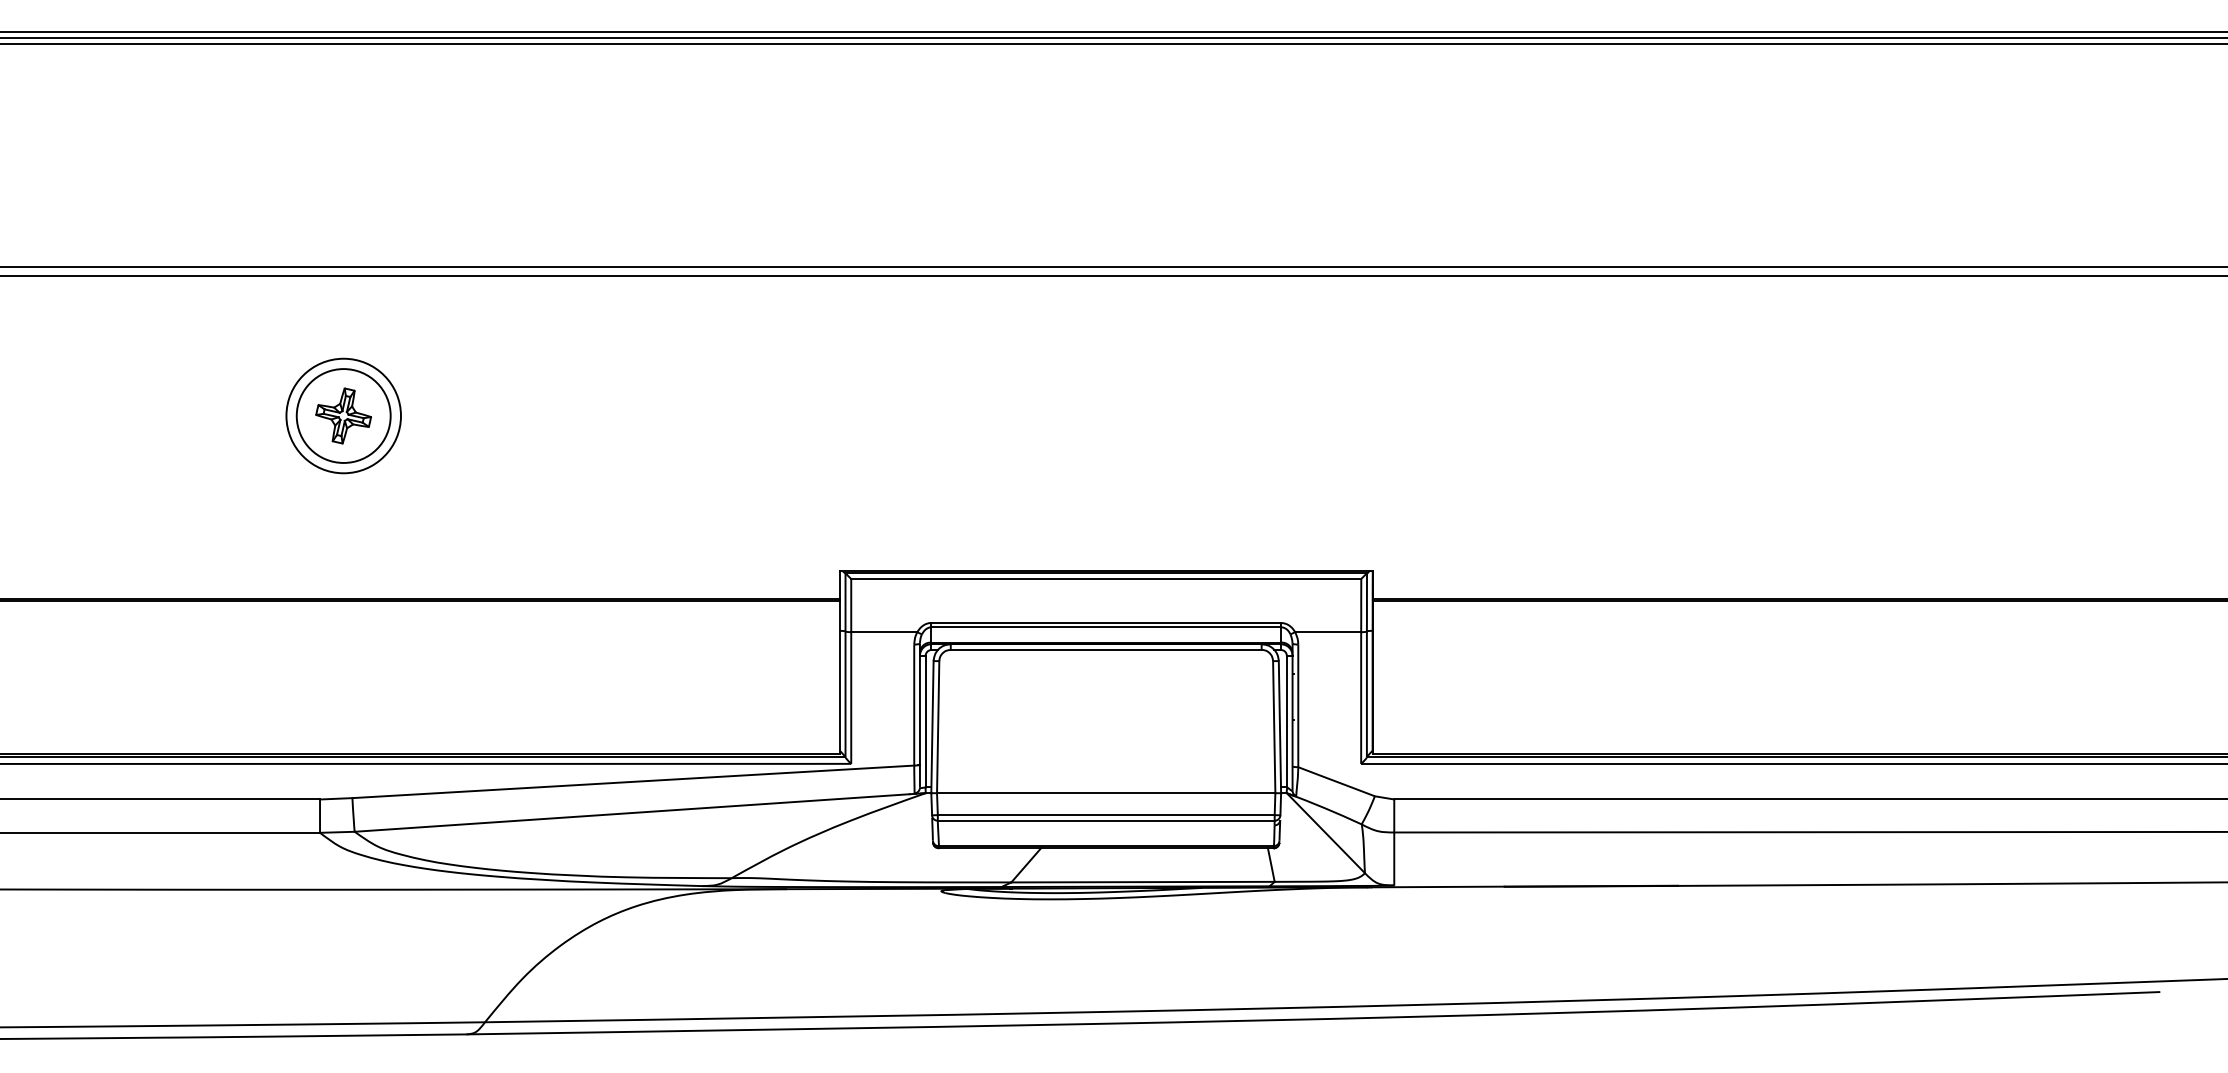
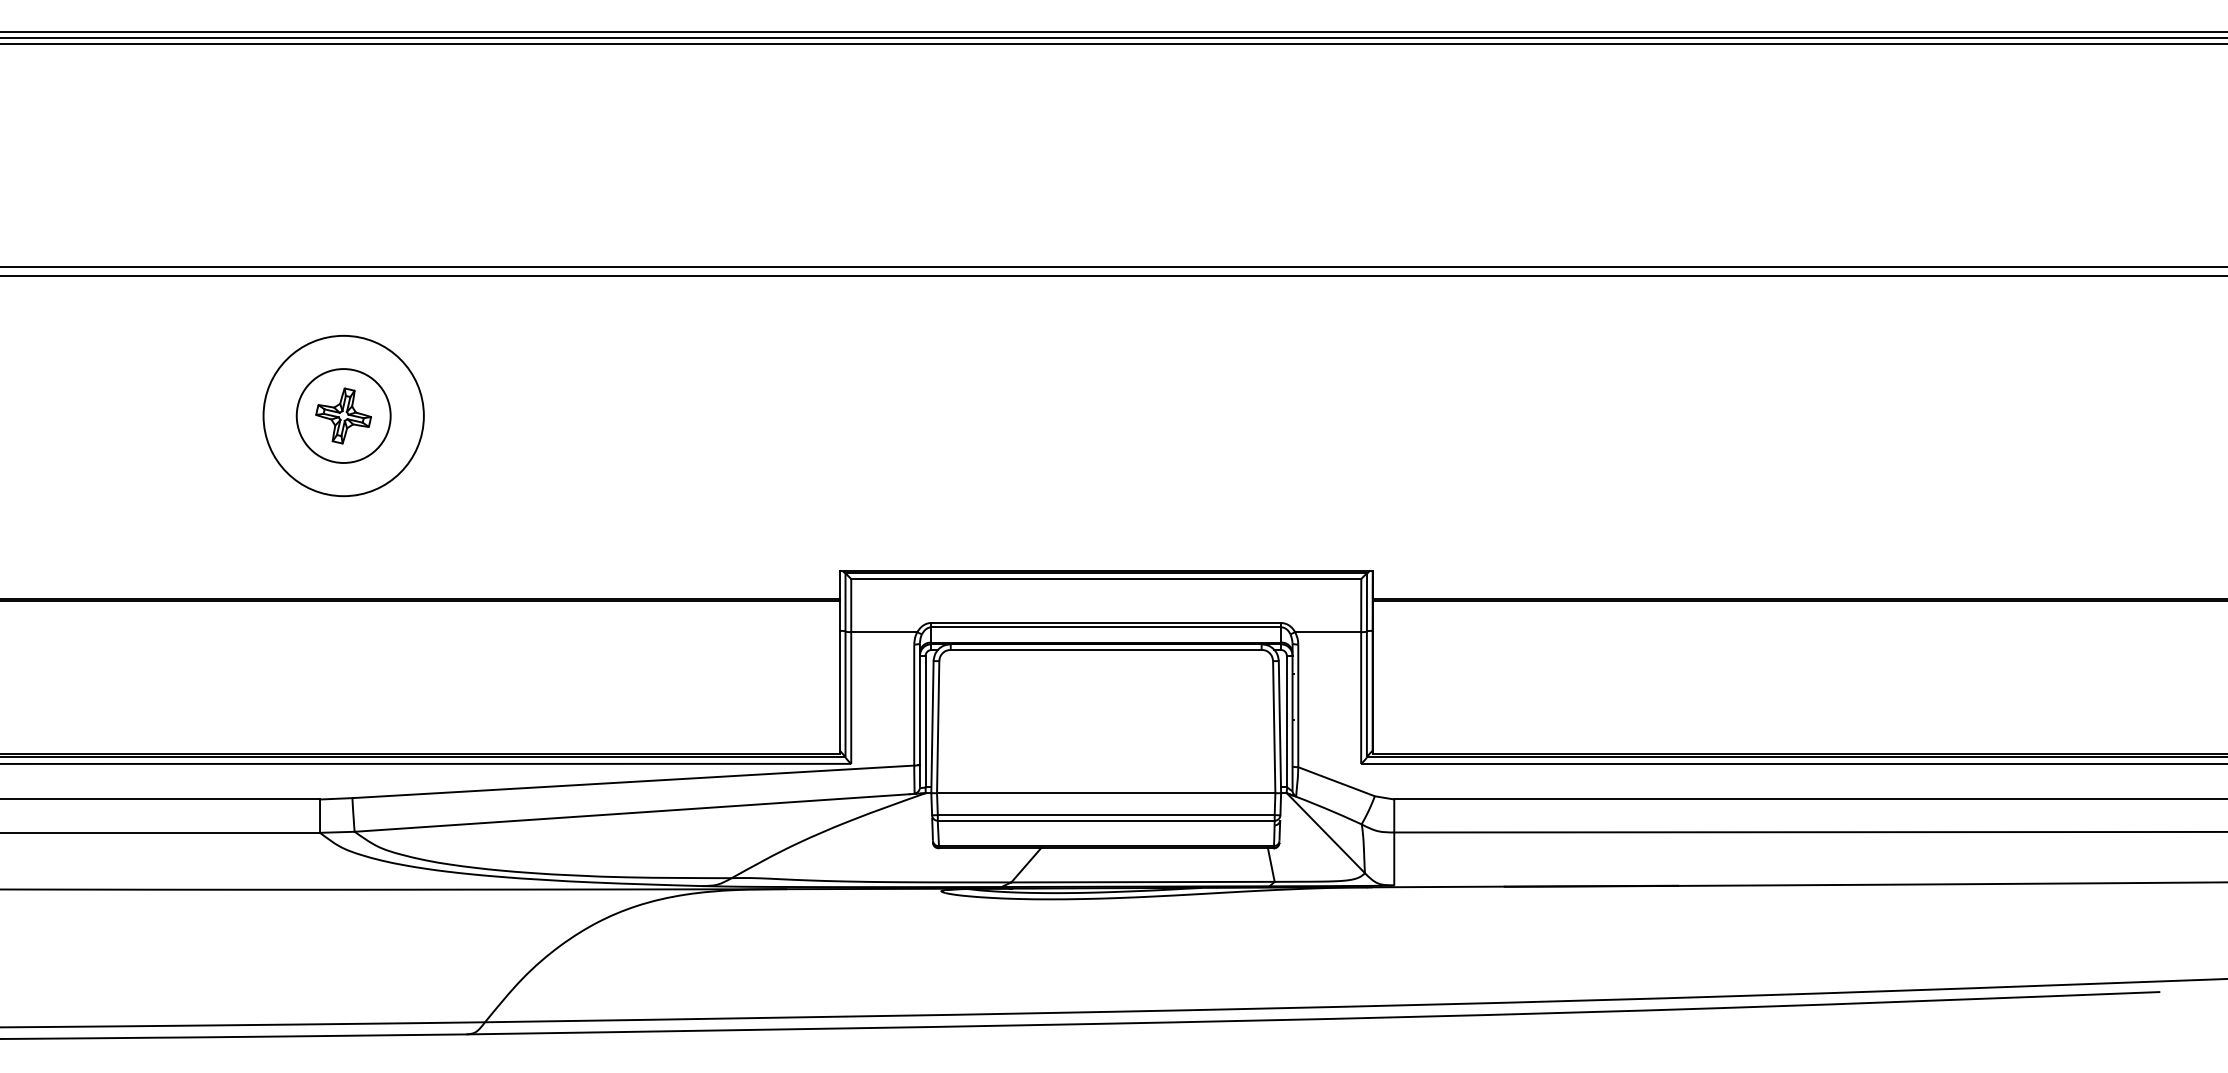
circle diameter: 115 px -> 160 px (343, 415)
